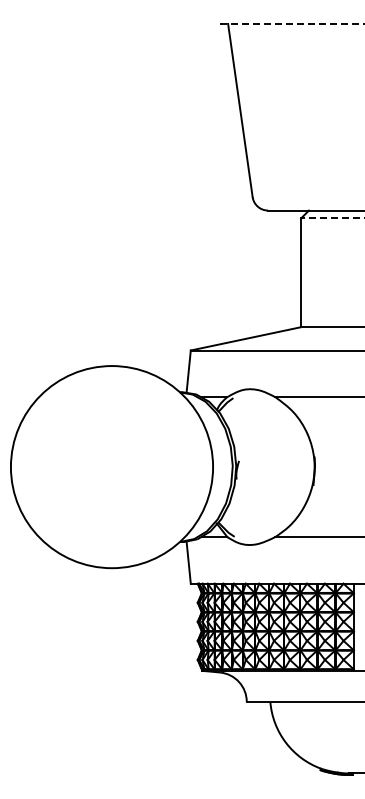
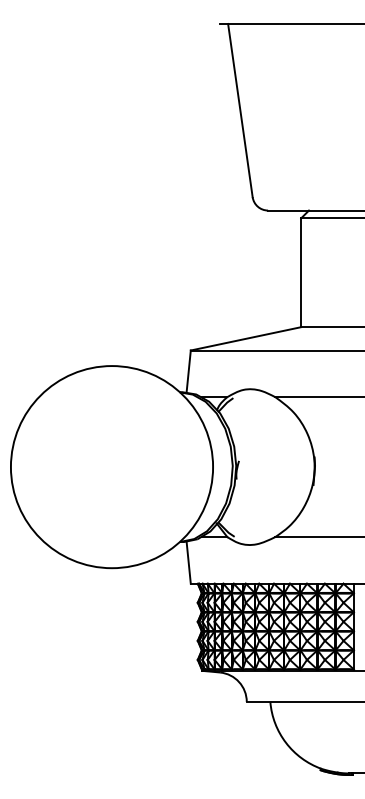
line: dashed -> solid (292, 23)
line: dashed -> solid (333, 218)
